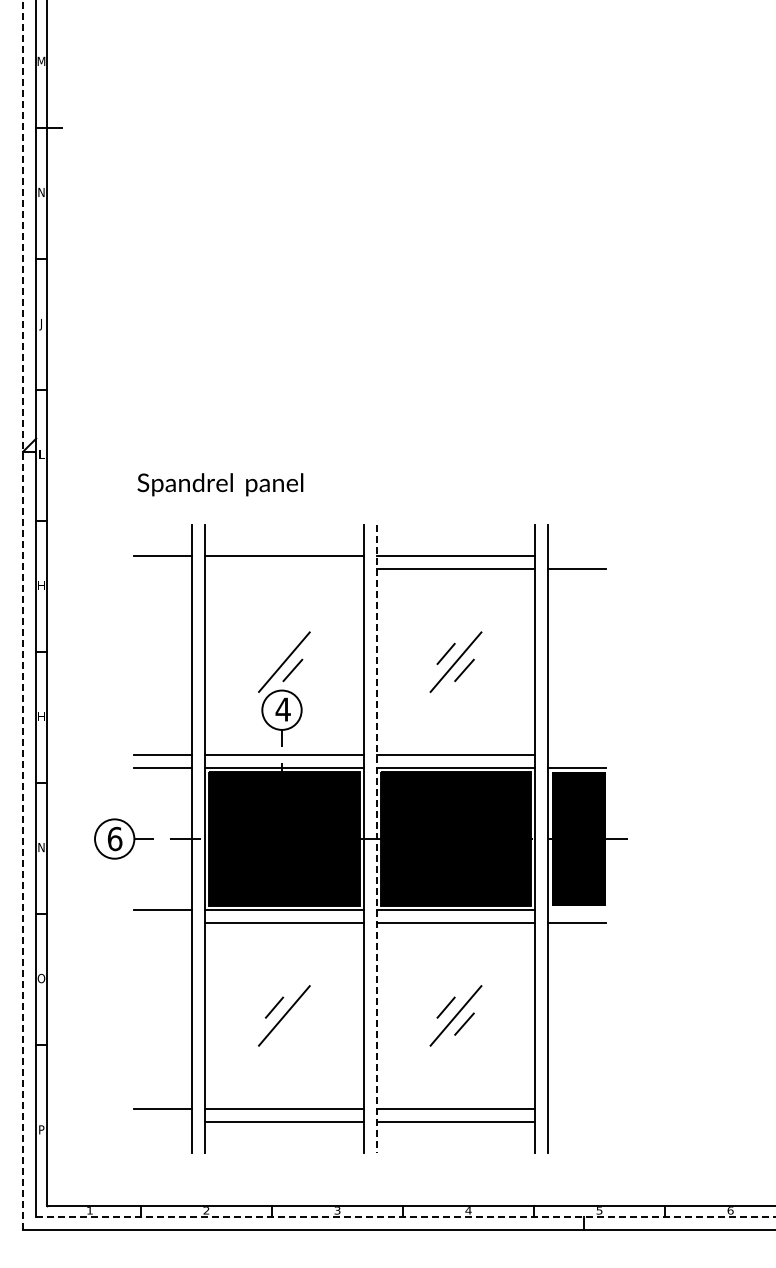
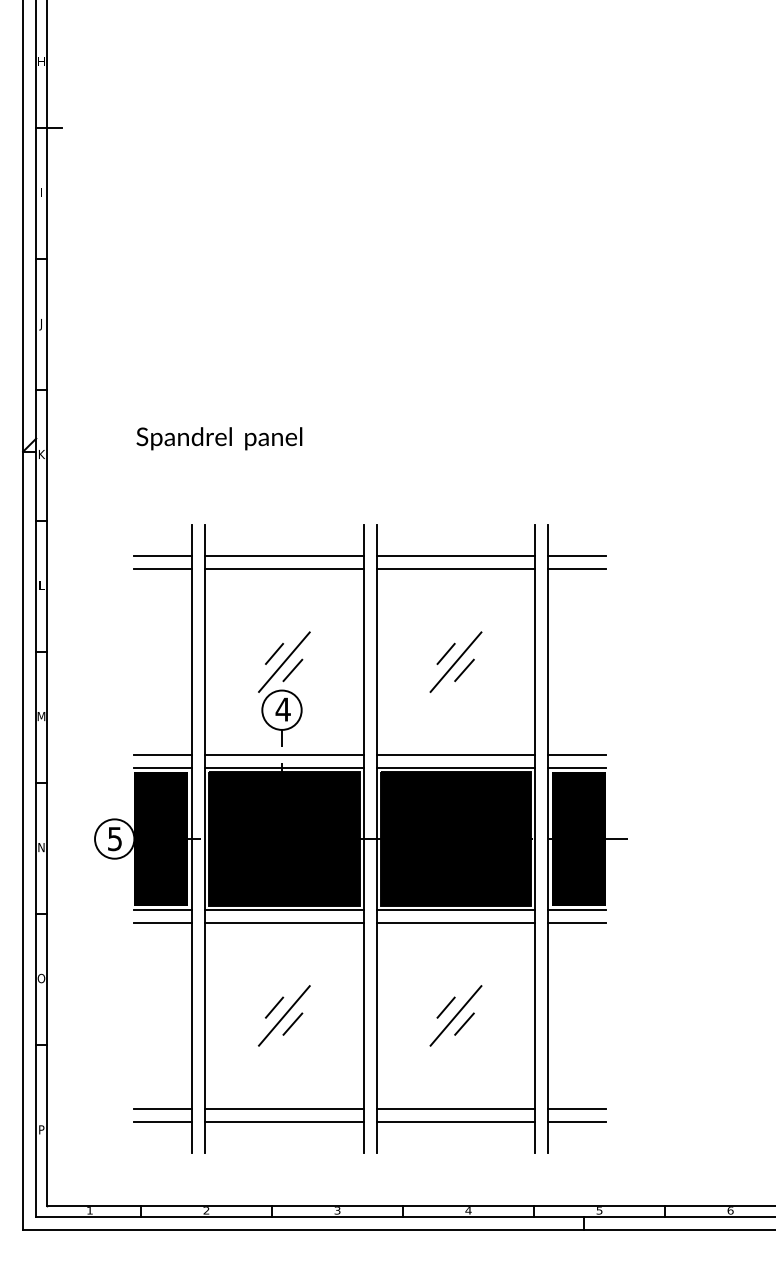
text: M -> H (41, 60)
text: N -> I (41, 191)
text: L -> K (41, 454)
text position: (220, 484) -> (219, 438) (219, 438)
line: none -> present (577, 556)
line: none -> present (163, 569)
line: none -> present (284, 569)
text: H -> L (41, 585)
line: dashed -> solid (23, 615)
line: none -> present (274, 653)
text: H -> M (41, 716)
line: none -> present (577, 755)
text: 6 -> 5 (114, 838)
fill: none -> present (161, 838)
line: dashed -> solid (376, 839)
line: none -> present (577, 909)
line: none -> present (163, 922)
line: none -> present (292, 1023)
line: none -> present (577, 1108)
line: none -> present (163, 1122)
line: none -> present (577, 1122)
line: dashed -> solid (406, 1216)
